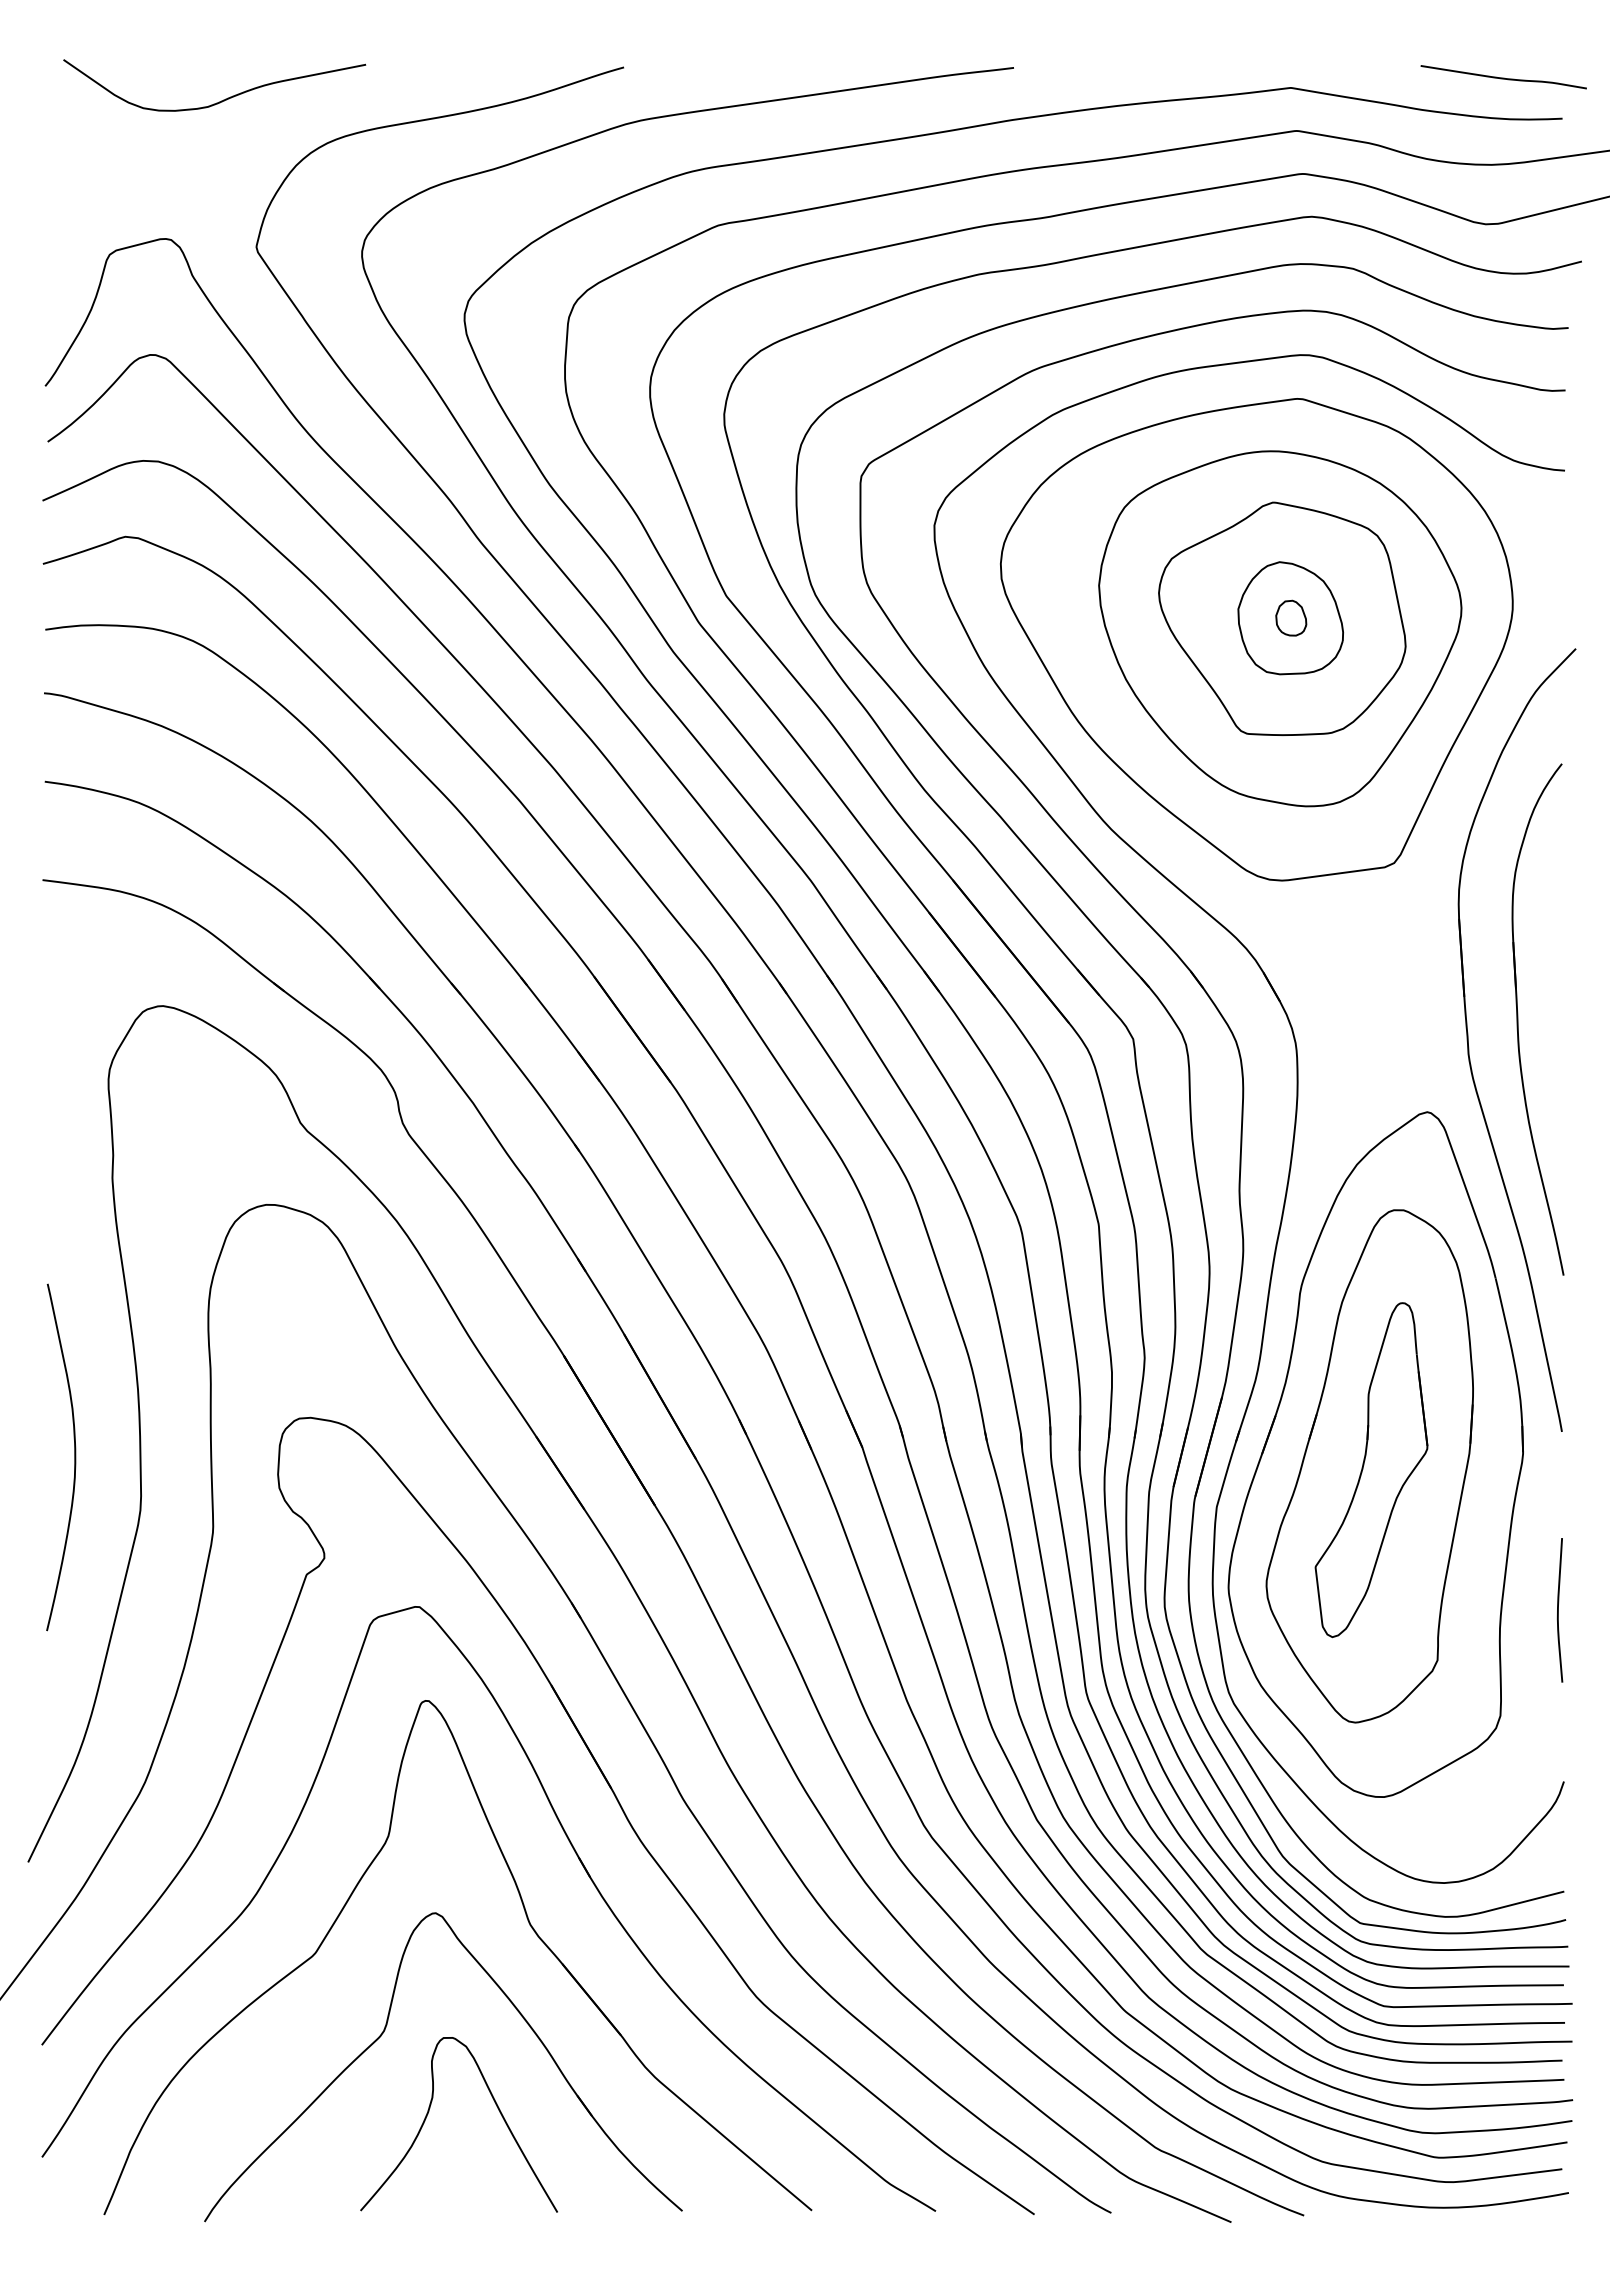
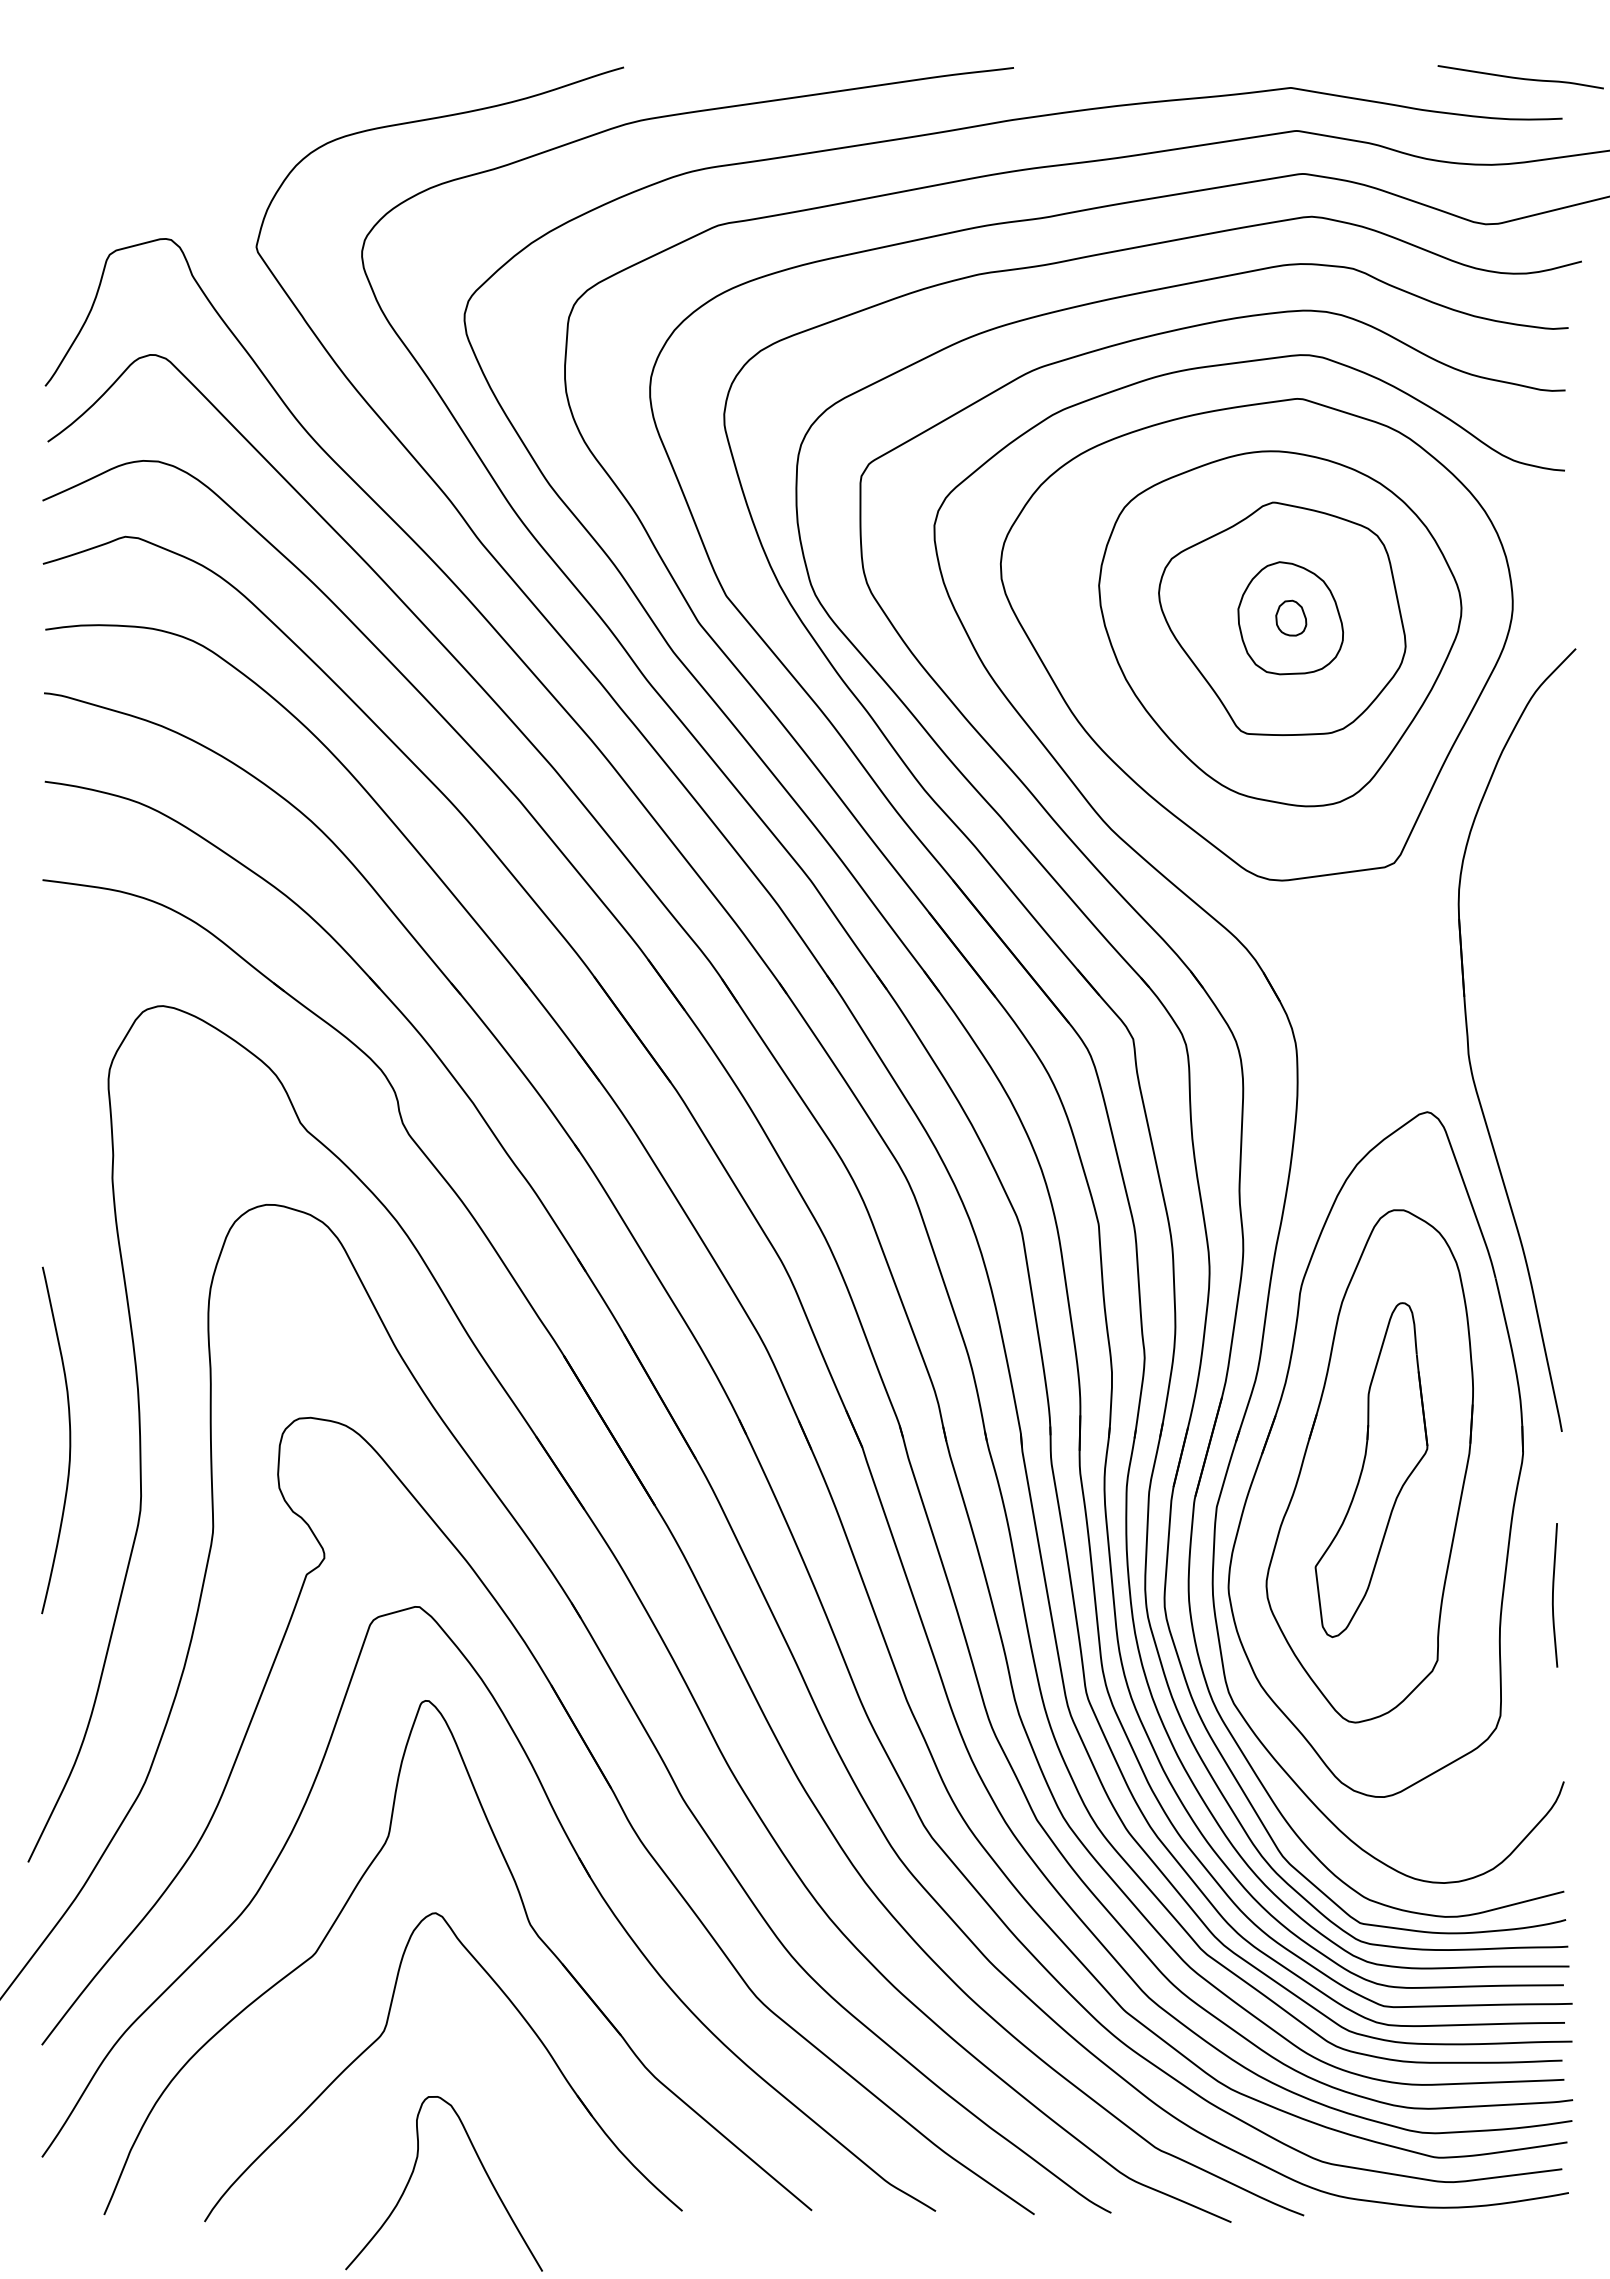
curve position: (1503, 77) -> (1520, 77) (1520, 77)
curve: present -> none (221, 100)
part: present -> none (1518, 1019)
curve position: (74, 1457) -> (69, 1440) (69, 1440)
curve position: (1558, 1610) -> (1553, 1595) (1553, 1595)
curve position: (428, 2114) -> (413, 2173) (413, 2173)
